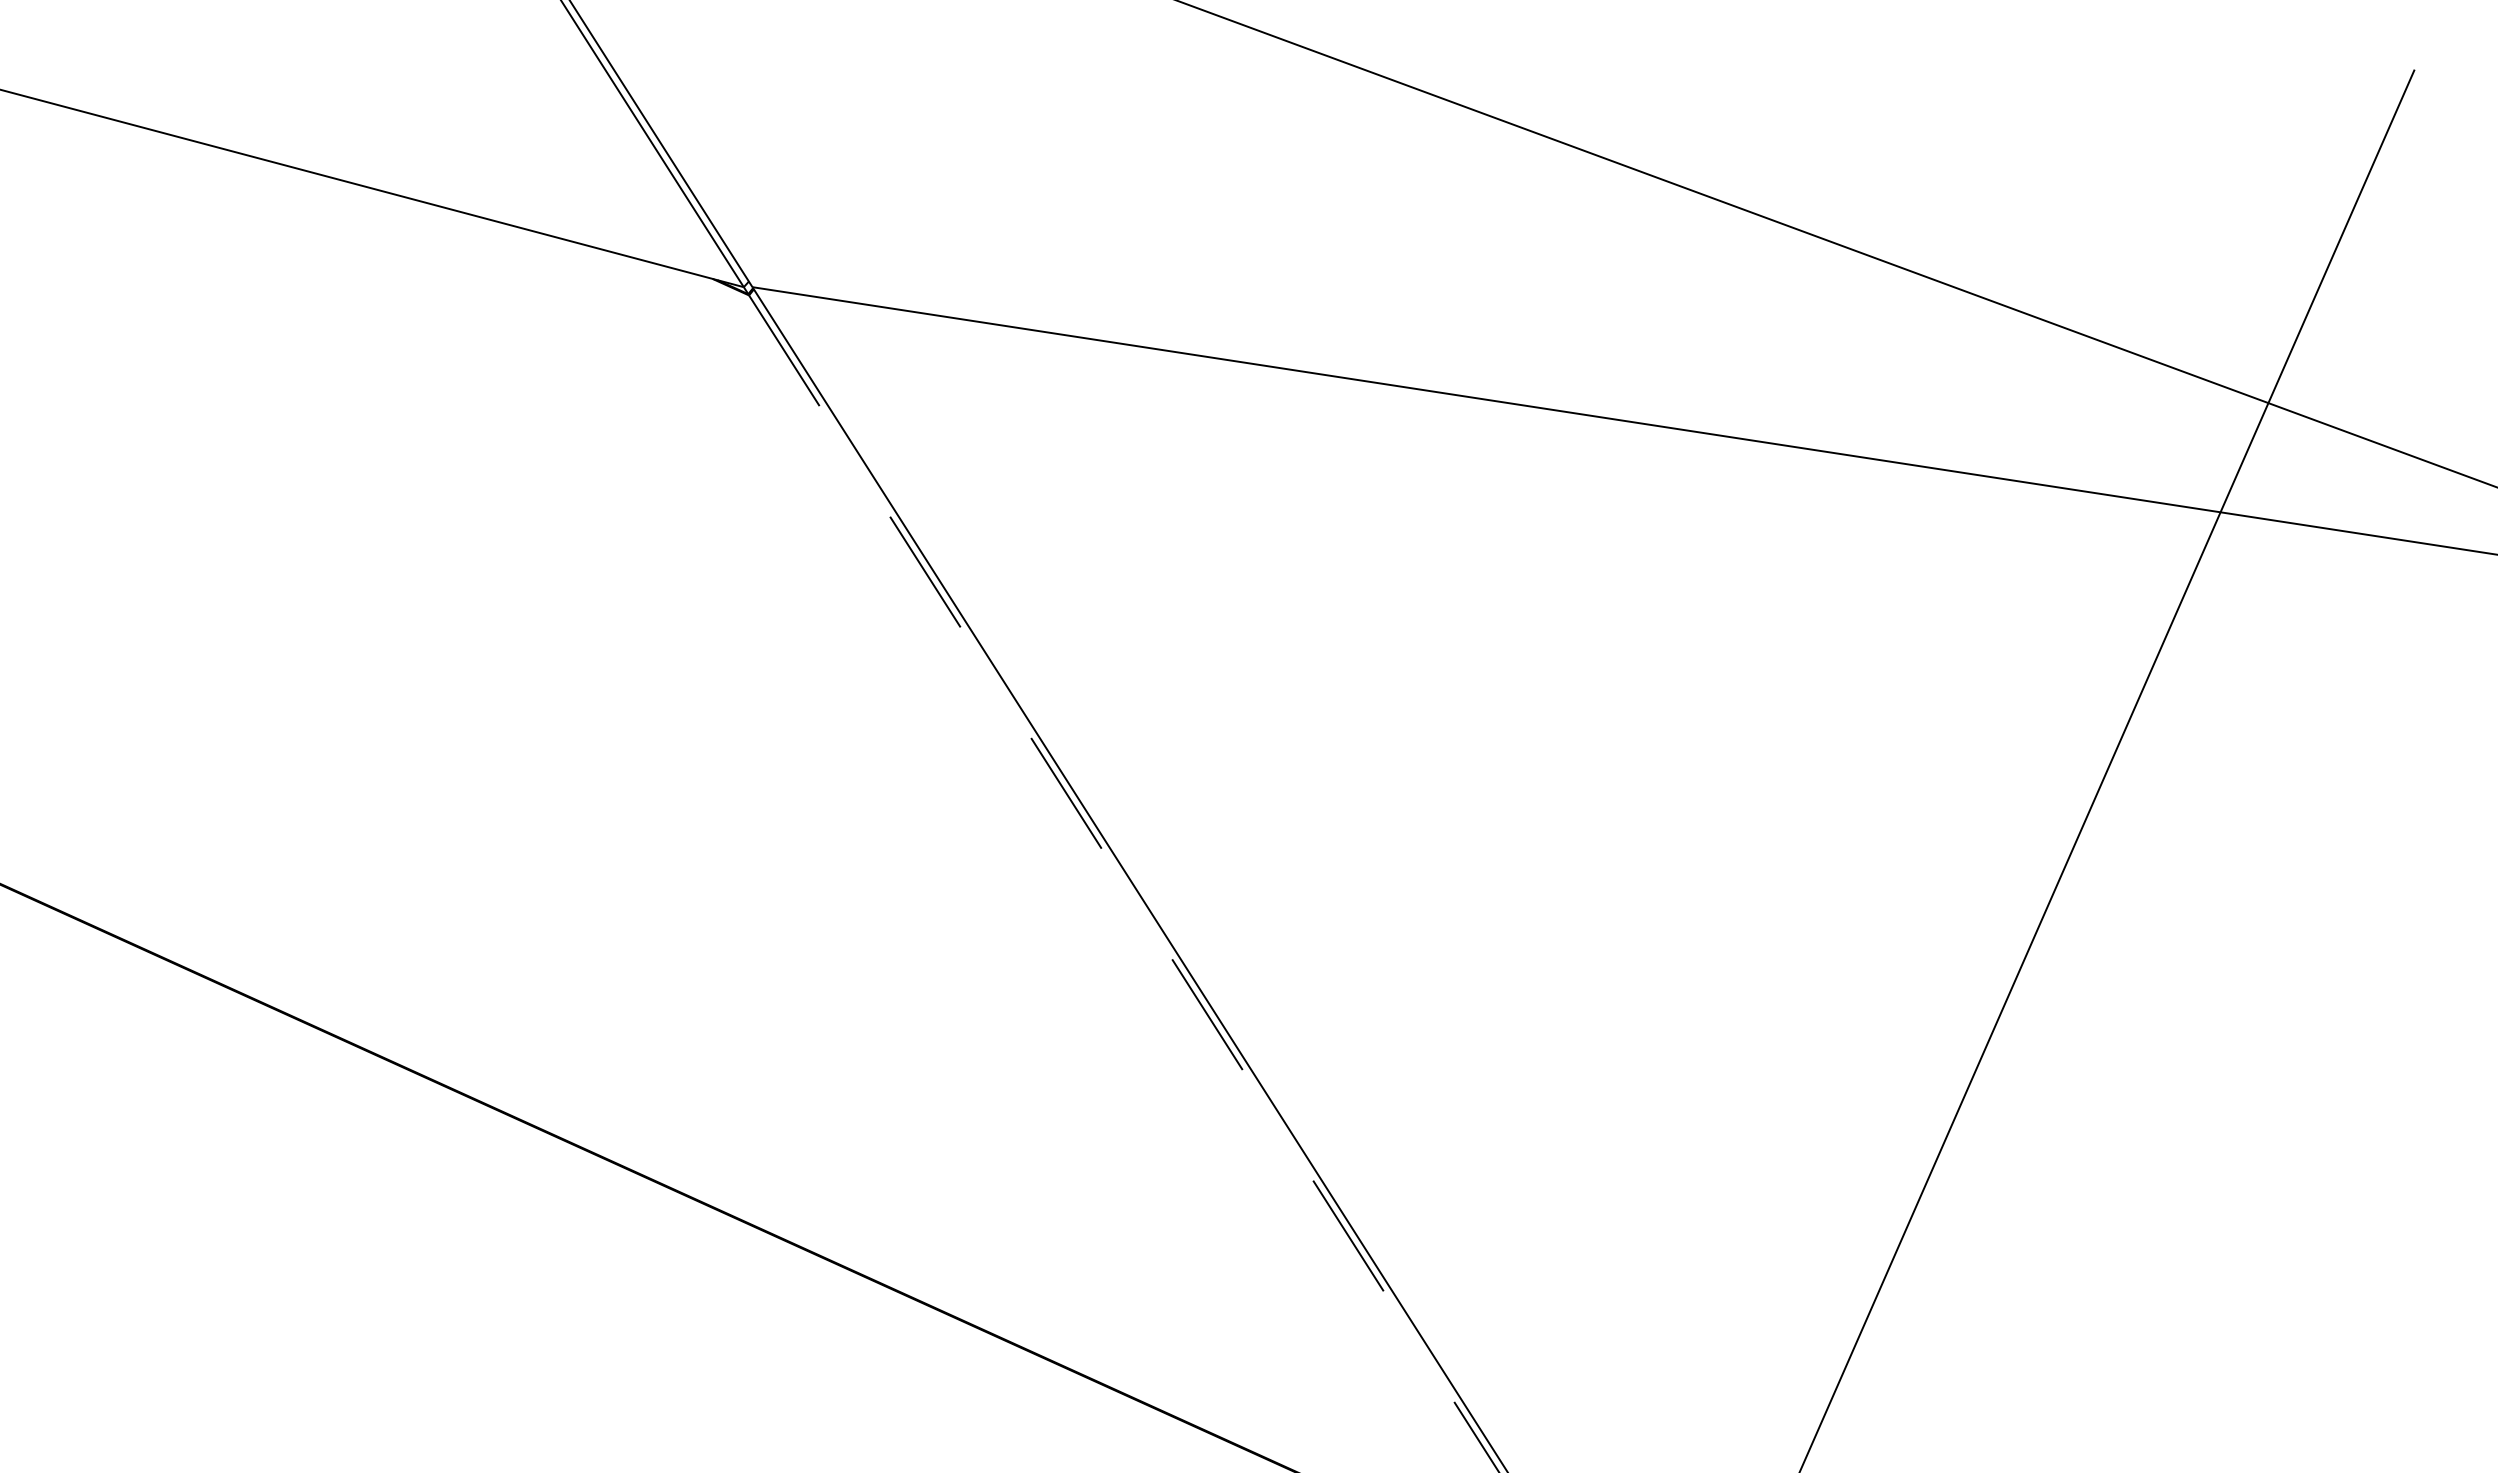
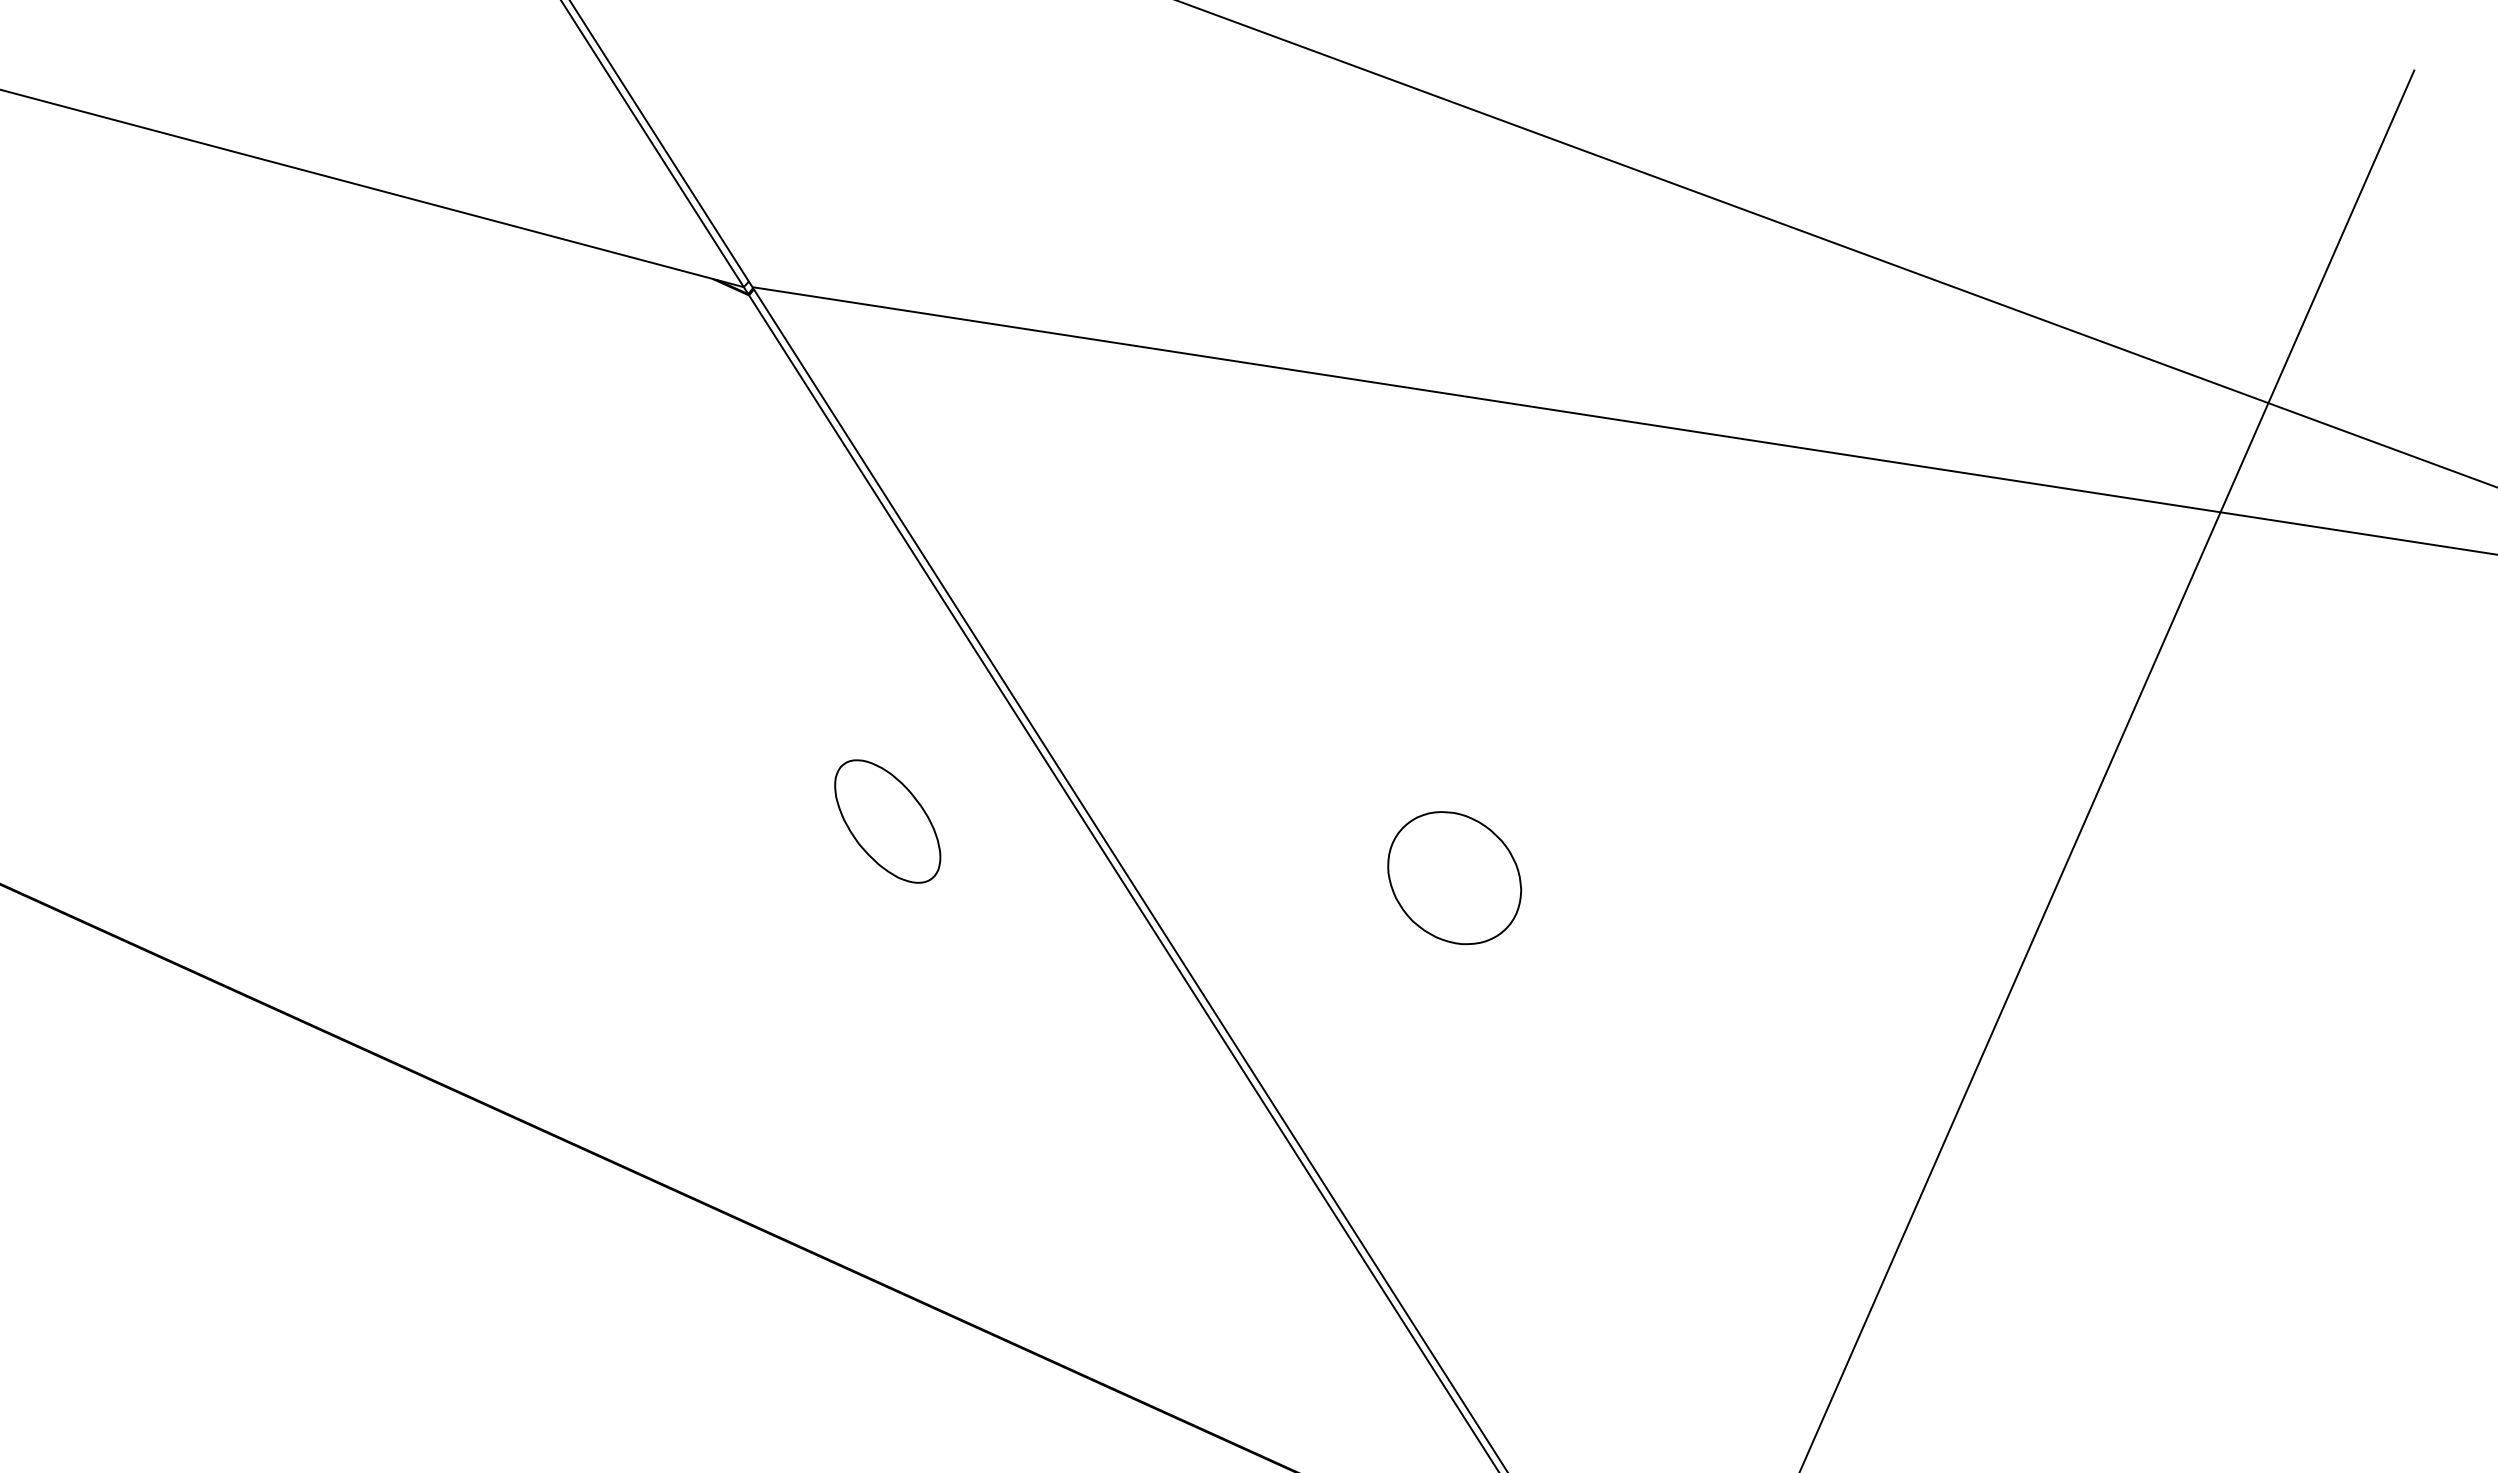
part: none -> present (887, 821)
part: none -> present (1454, 877)
line: dashed -> solid (1124, 884)
